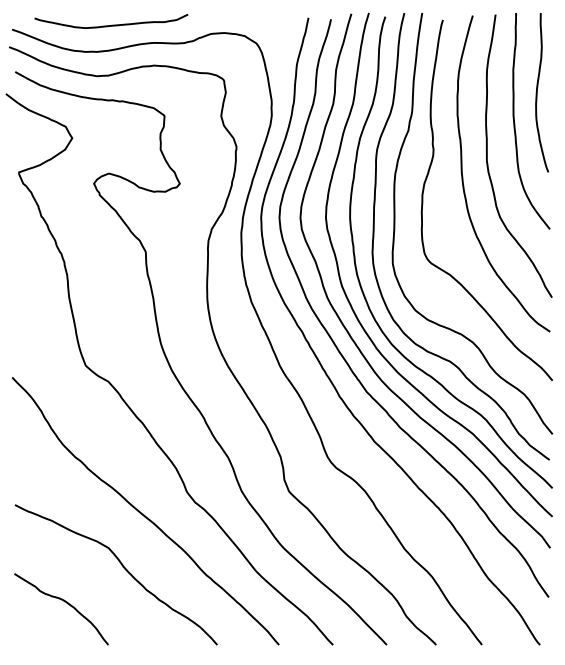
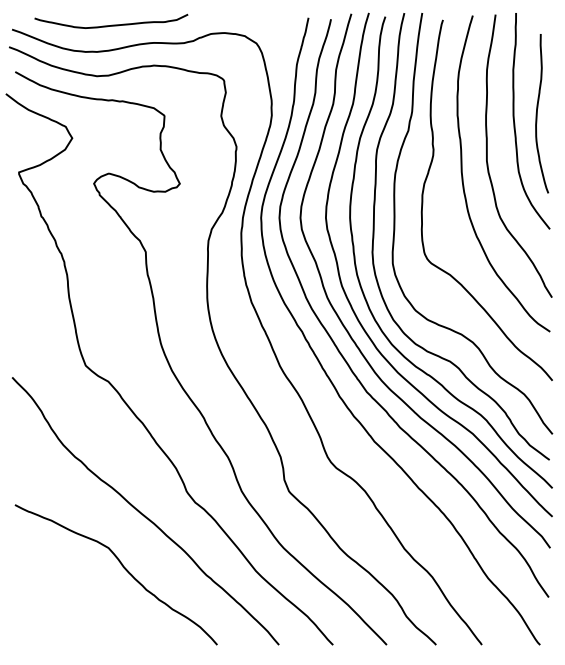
curve position: (537, 92) -> (537, 113) (537, 113)
curve: present -> none (64, 602)
